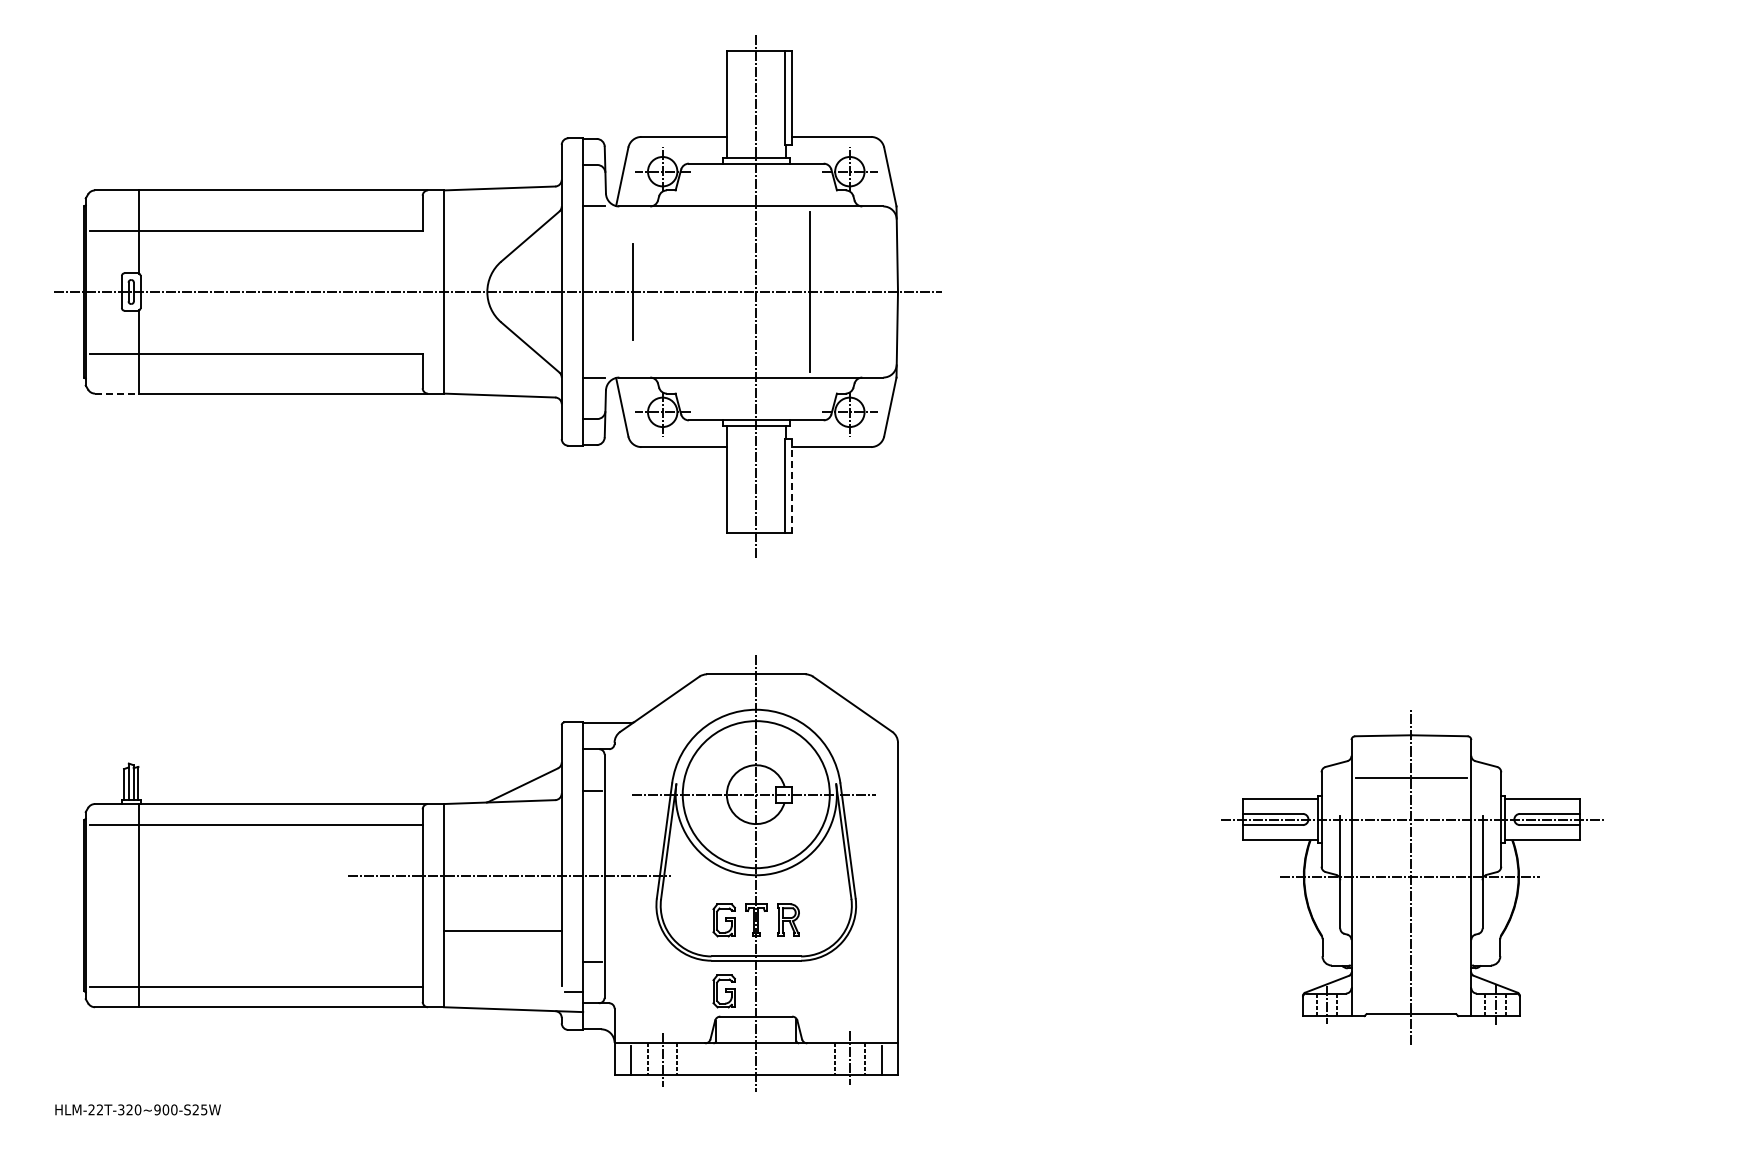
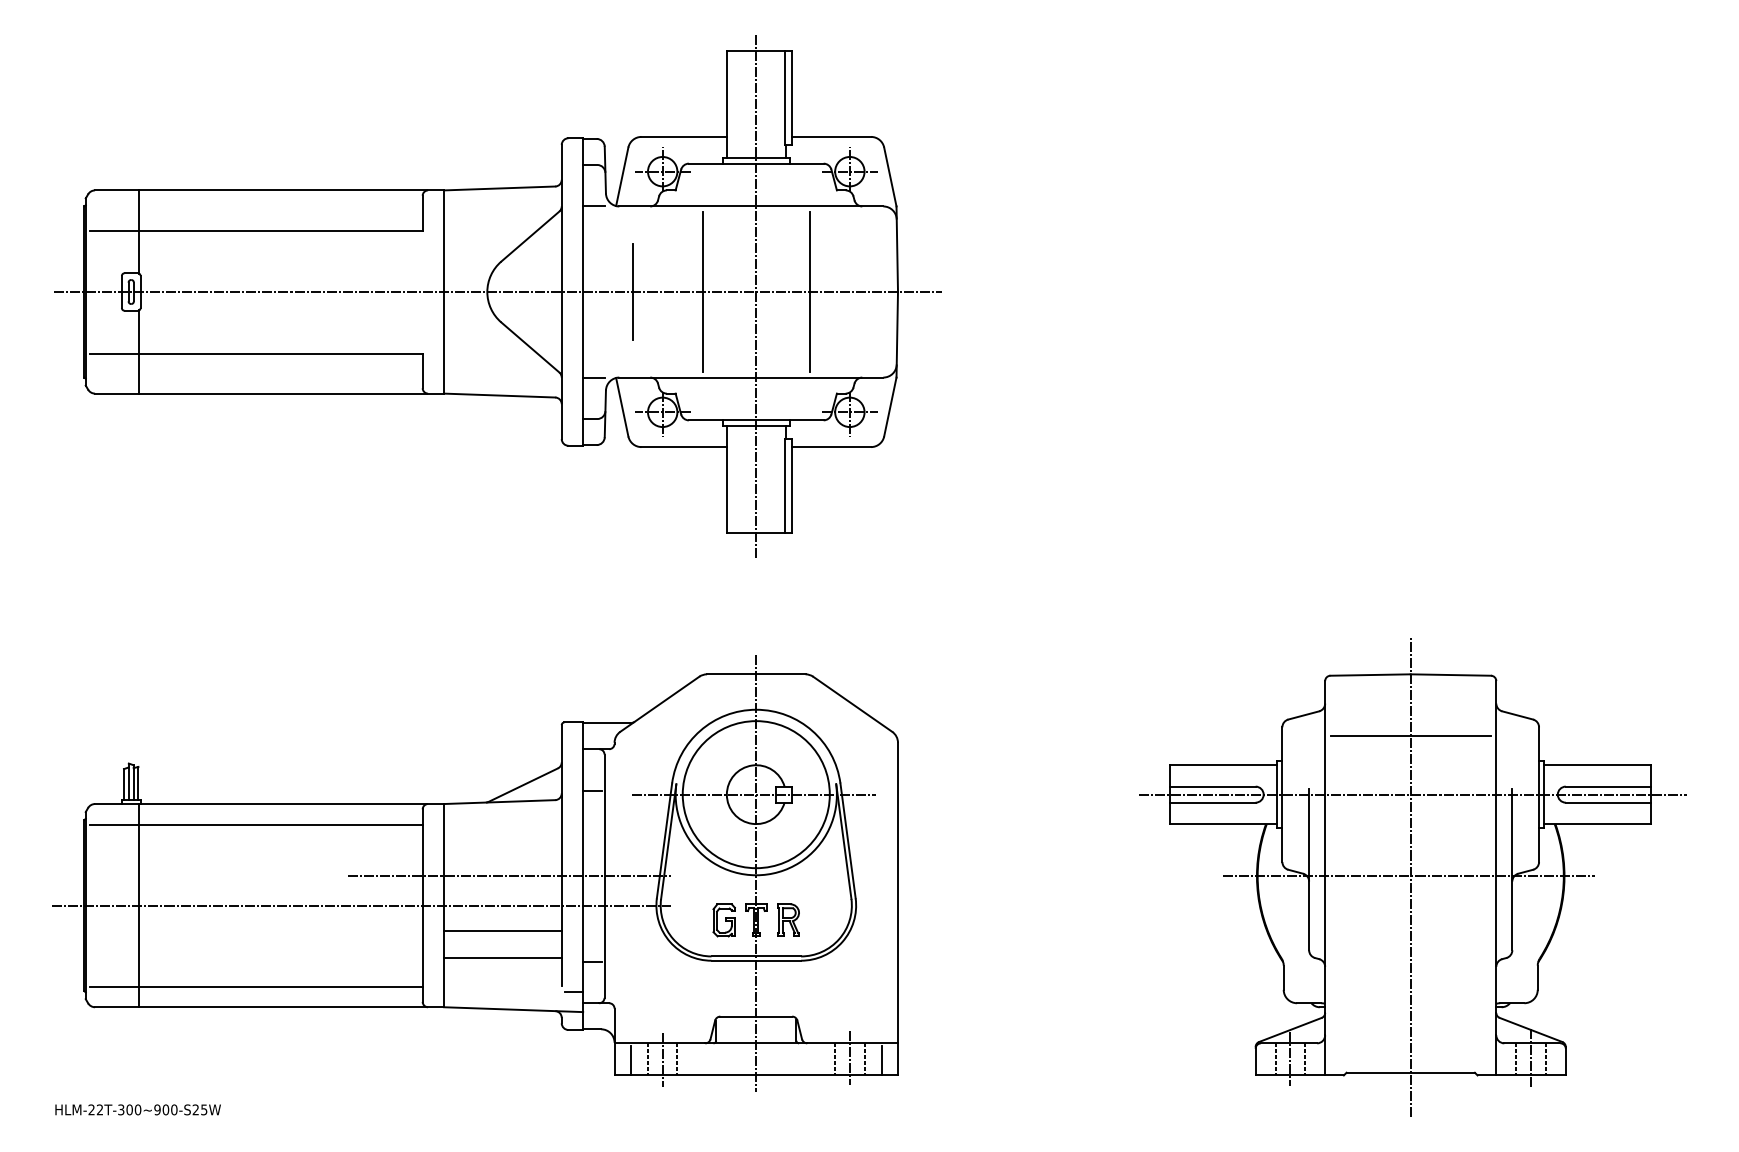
line: none -> present (702, 291)
line: dashed -> solid (117, 393)
line: dashed -> solid (792, 485)
part size: 383x335 px -> 548x479 px (1412, 877)
line: none -> present (361, 905)
line: none -> present (502, 958)
part: present -> none (723, 991)
text: HLM-22T-320~900-S25W -> HLM-22T-300~900-S25W (129, 1109)
